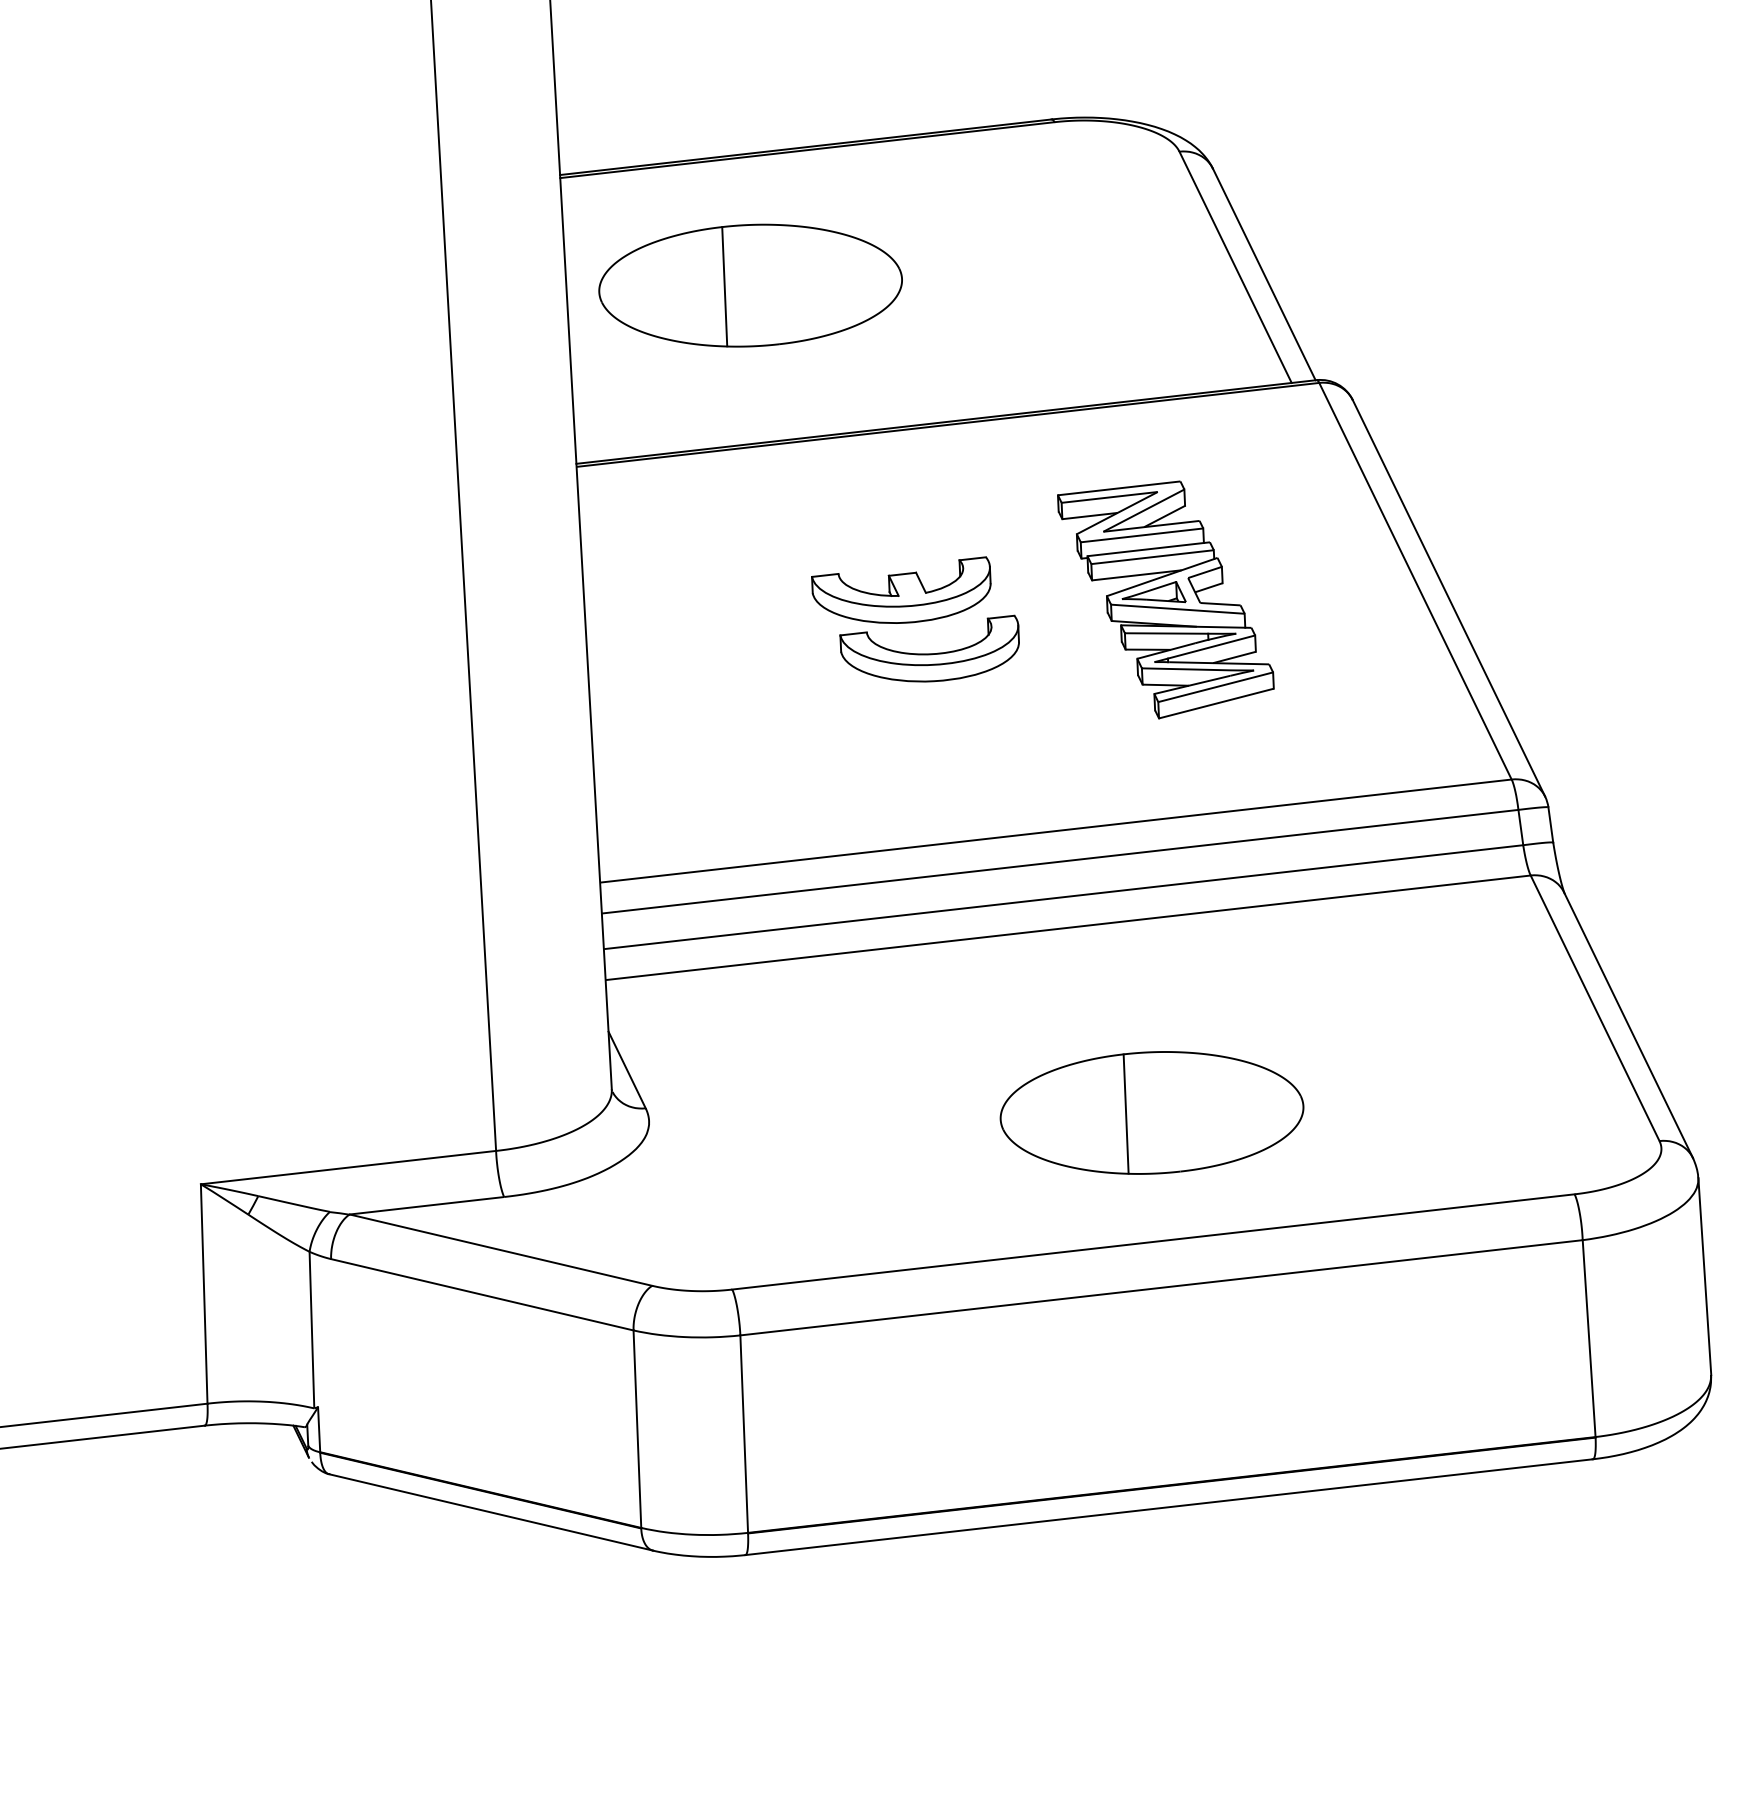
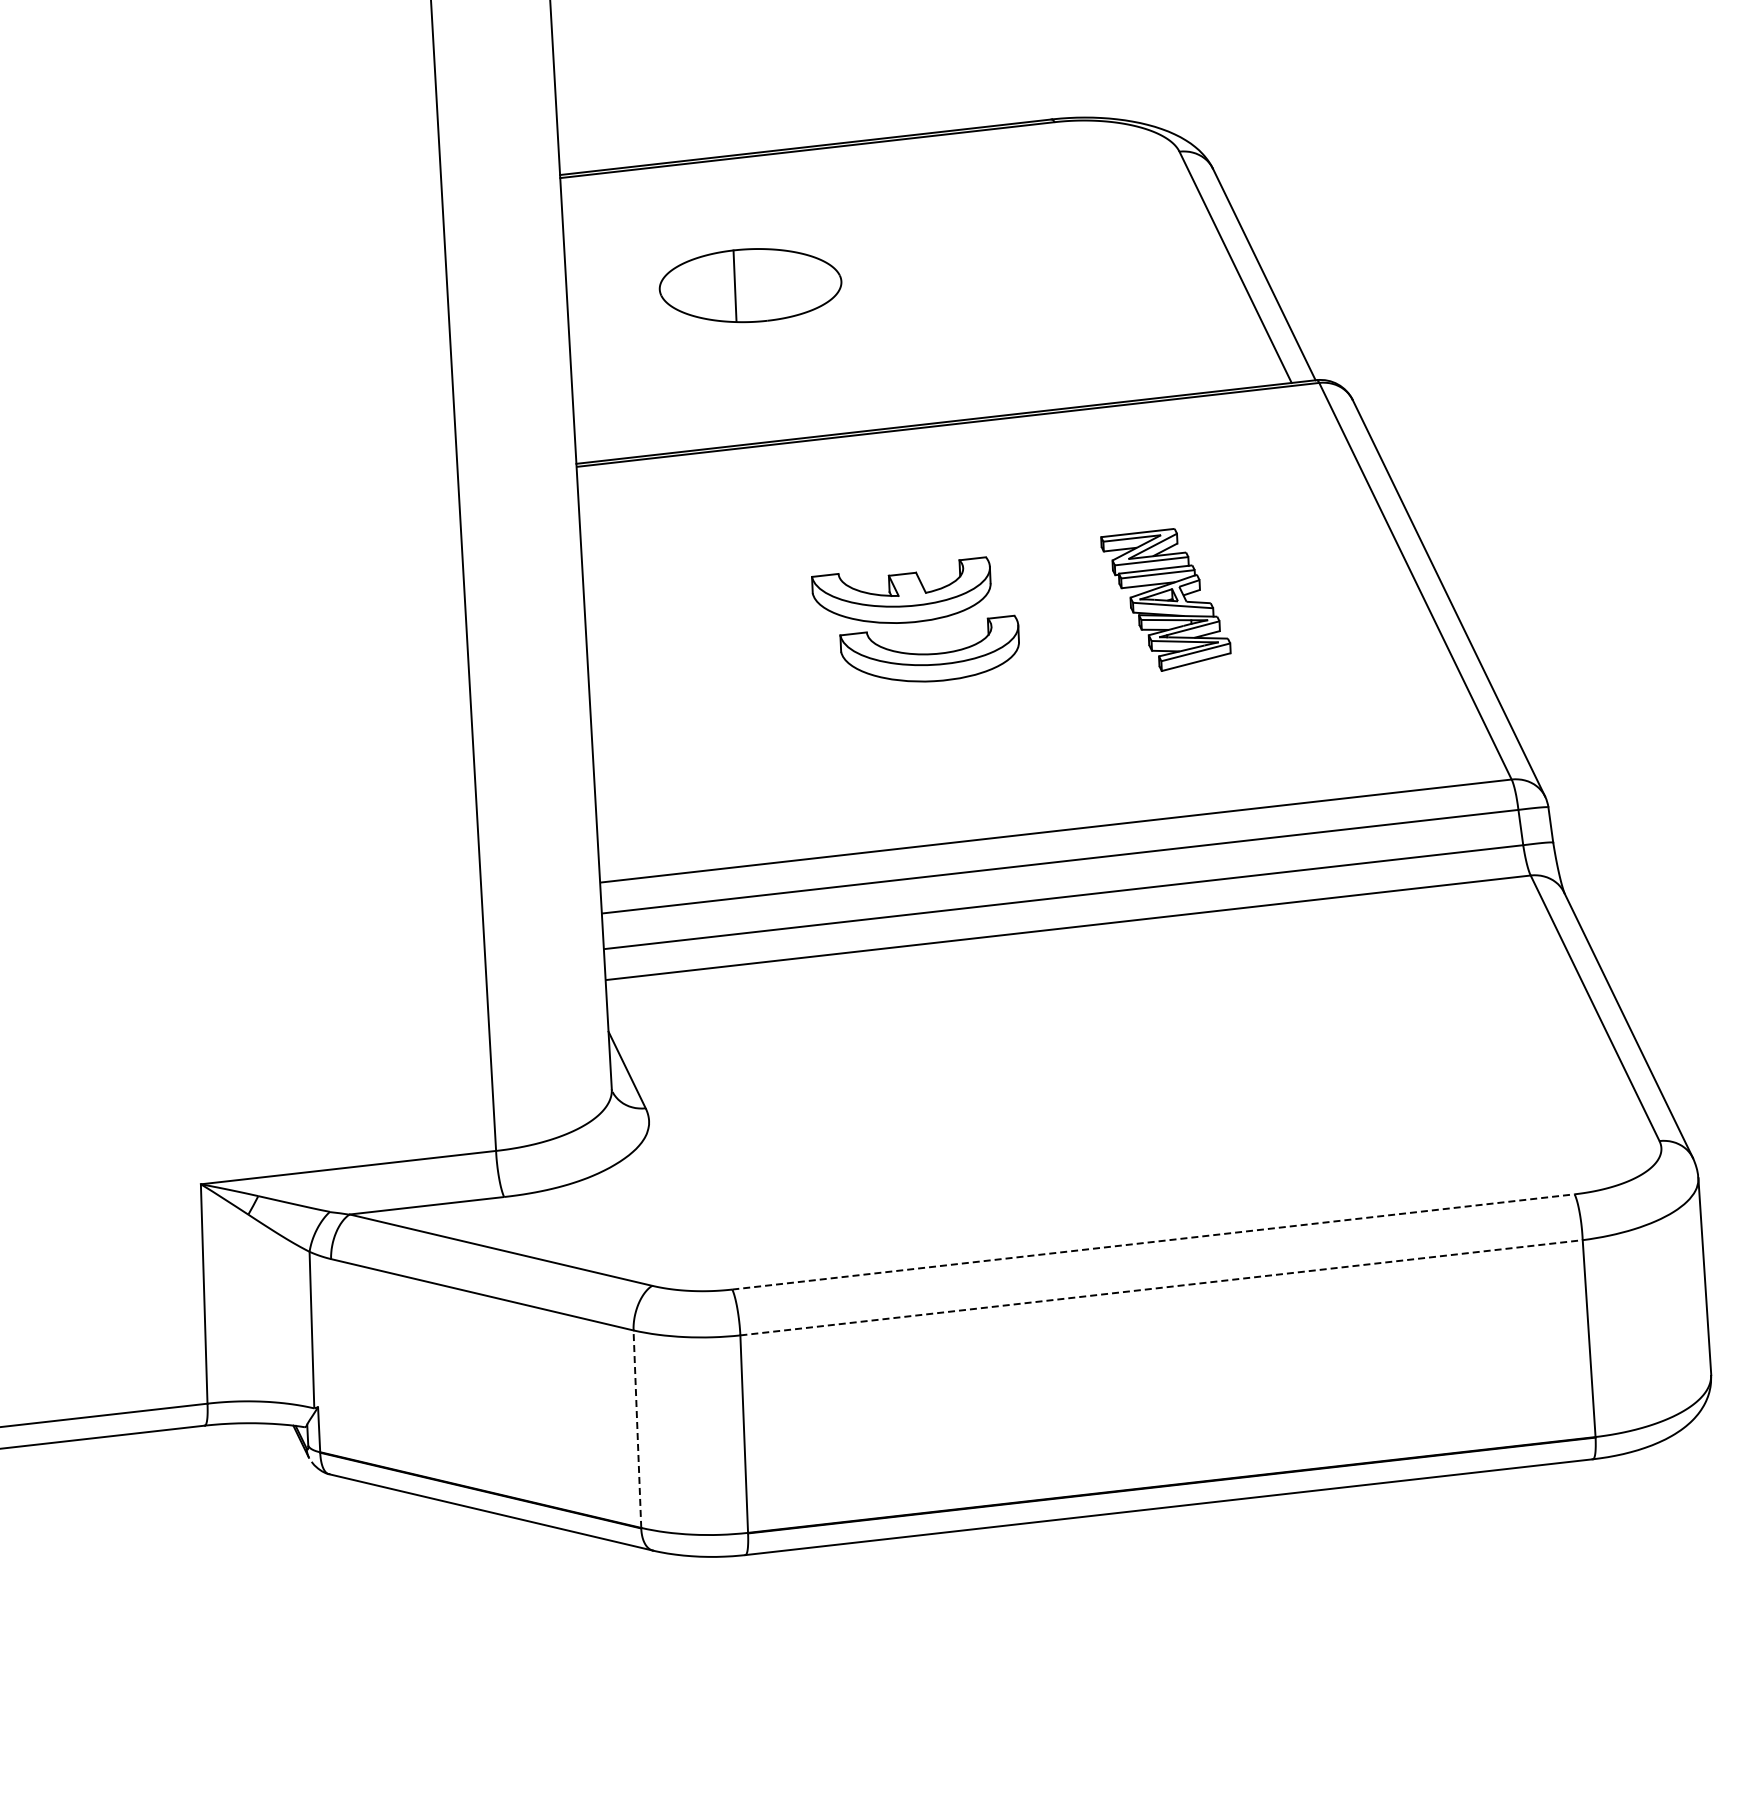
part size: 305x125 px -> 185x76 px (750, 285)
part size: 218x240 px -> 132x144 px (1165, 599)
part: present -> none (1151, 1112)
line: solid -> dashed (1153, 1241)
line: solid -> dashed (1161, 1287)
line: solid -> dashed (637, 1429)
